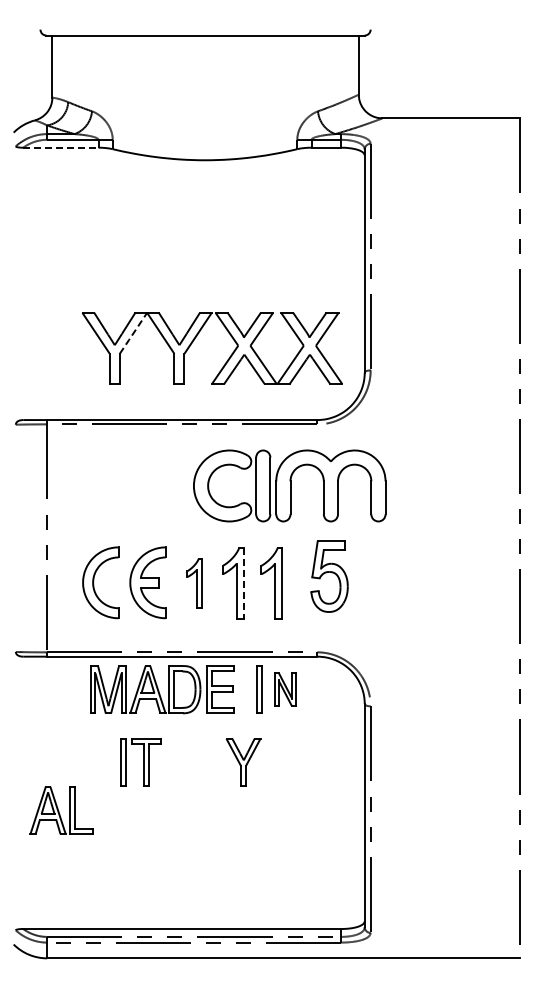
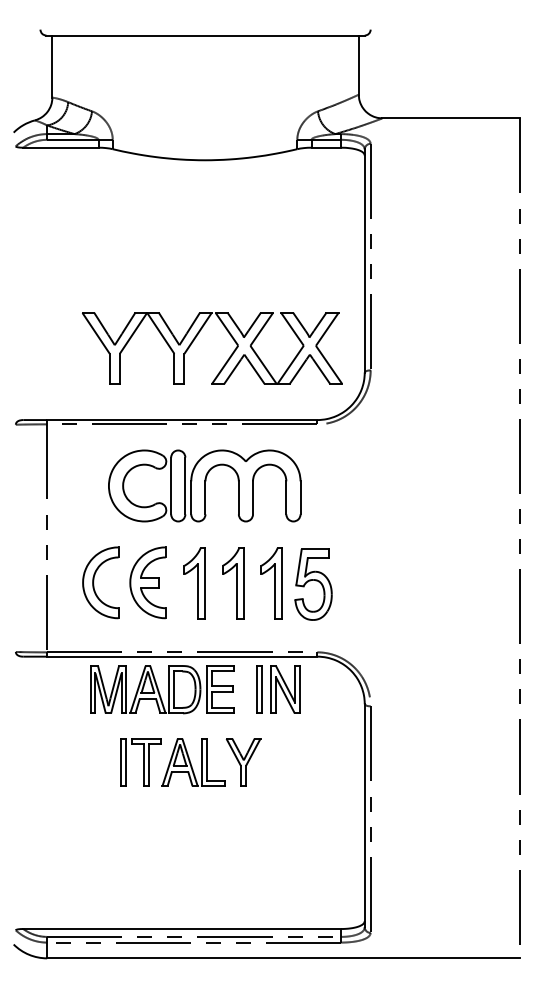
line: dashed -> solid (60, 147)
line: dashed -> solid (133, 332)
part position: (289, 485) -> (204, 485) (204, 485)
part position: (329, 576) -> (313, 584) (313, 584)
part size: 17x51 px -> 23x73 px (194, 583)
line: dashed -> solid (243, 584)
part size: 23x35 px -> 31x49 px (285, 689)
part position: (61, 810) -> (193, 762) (193, 762)
